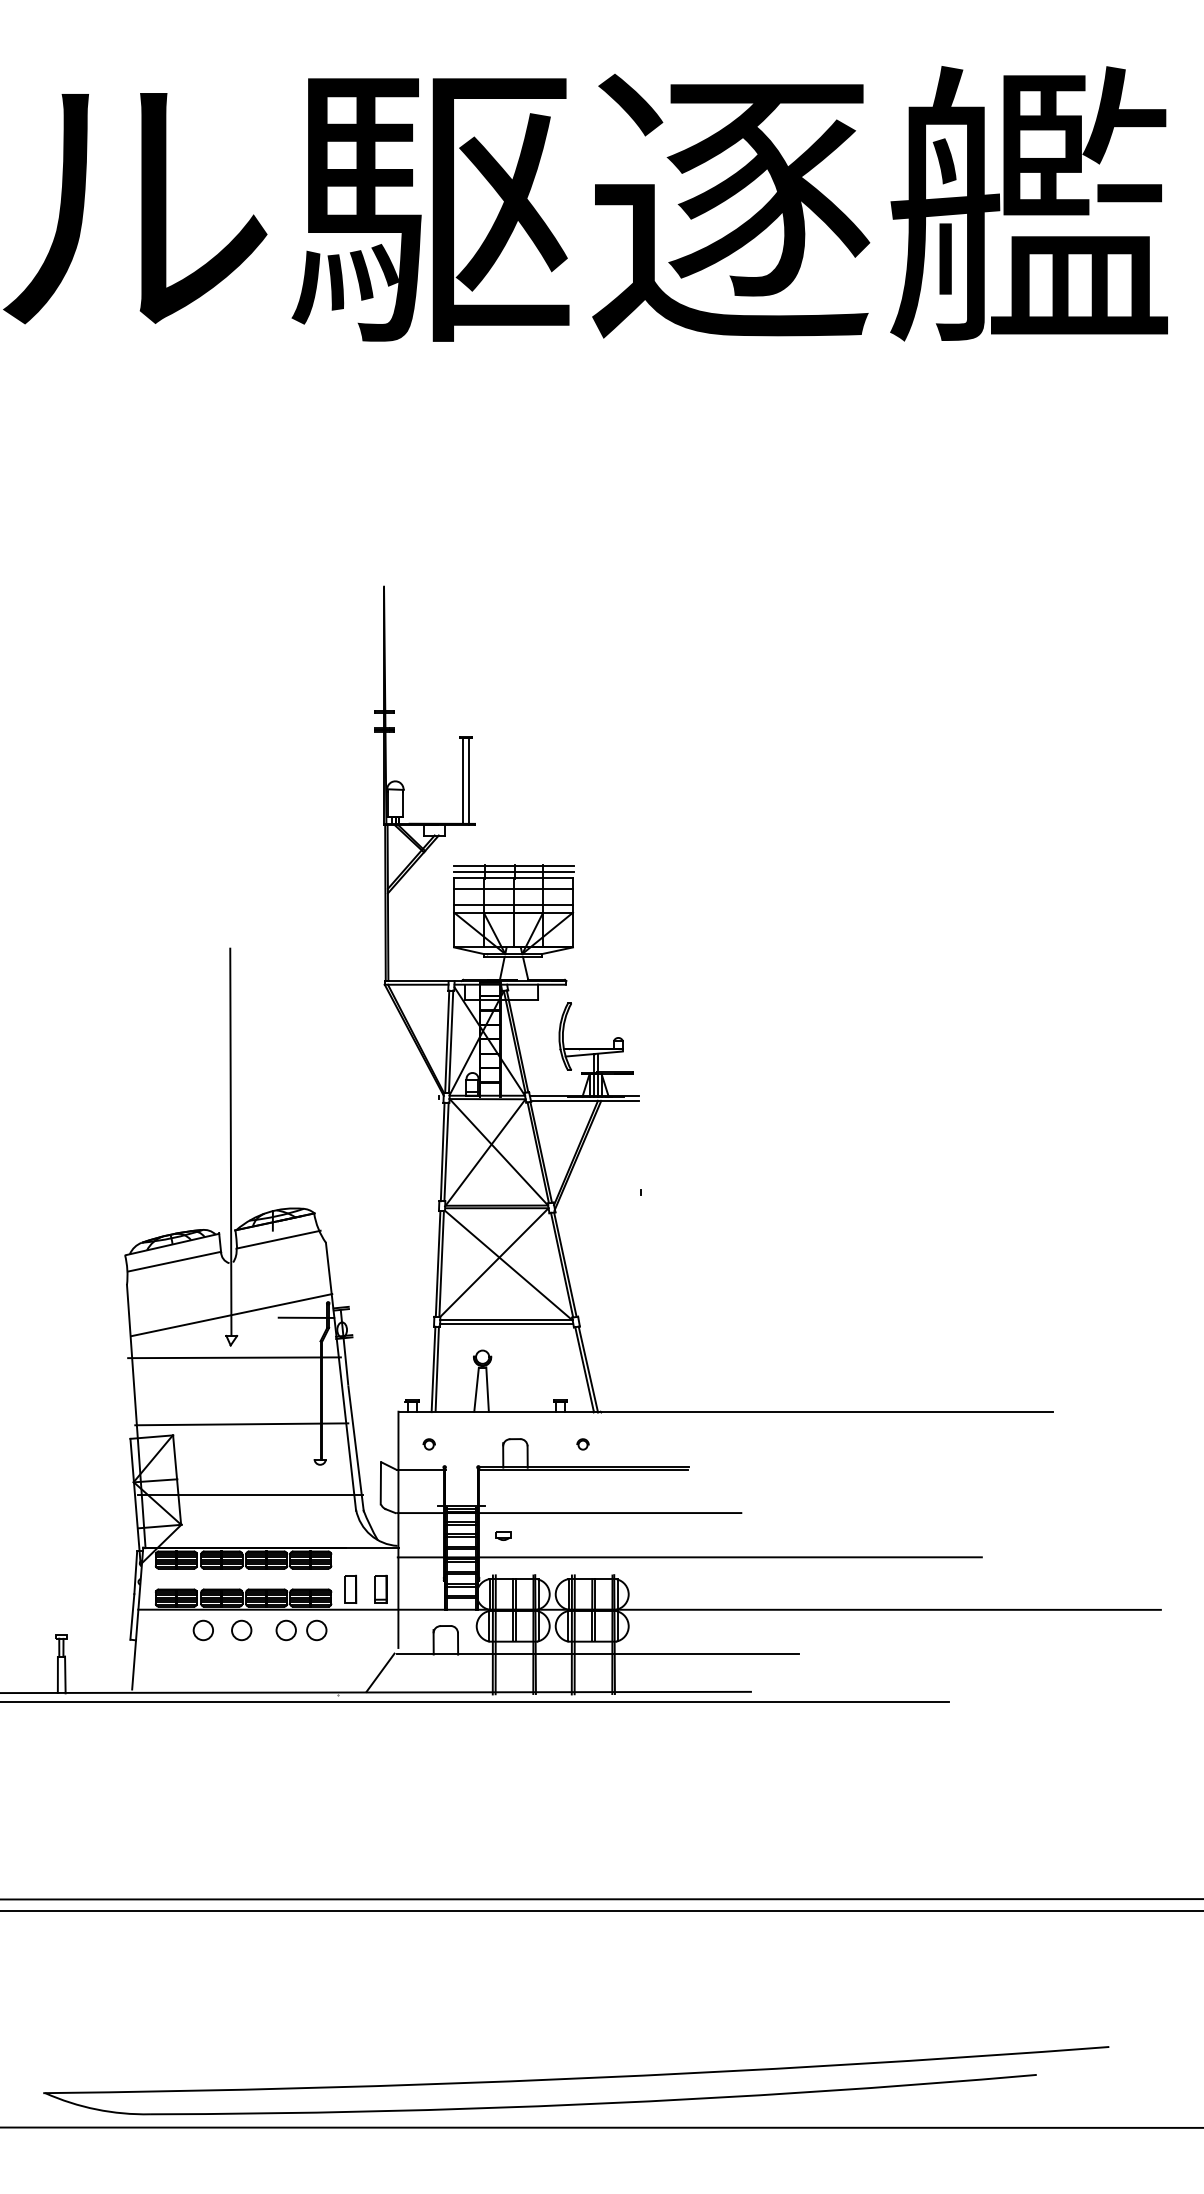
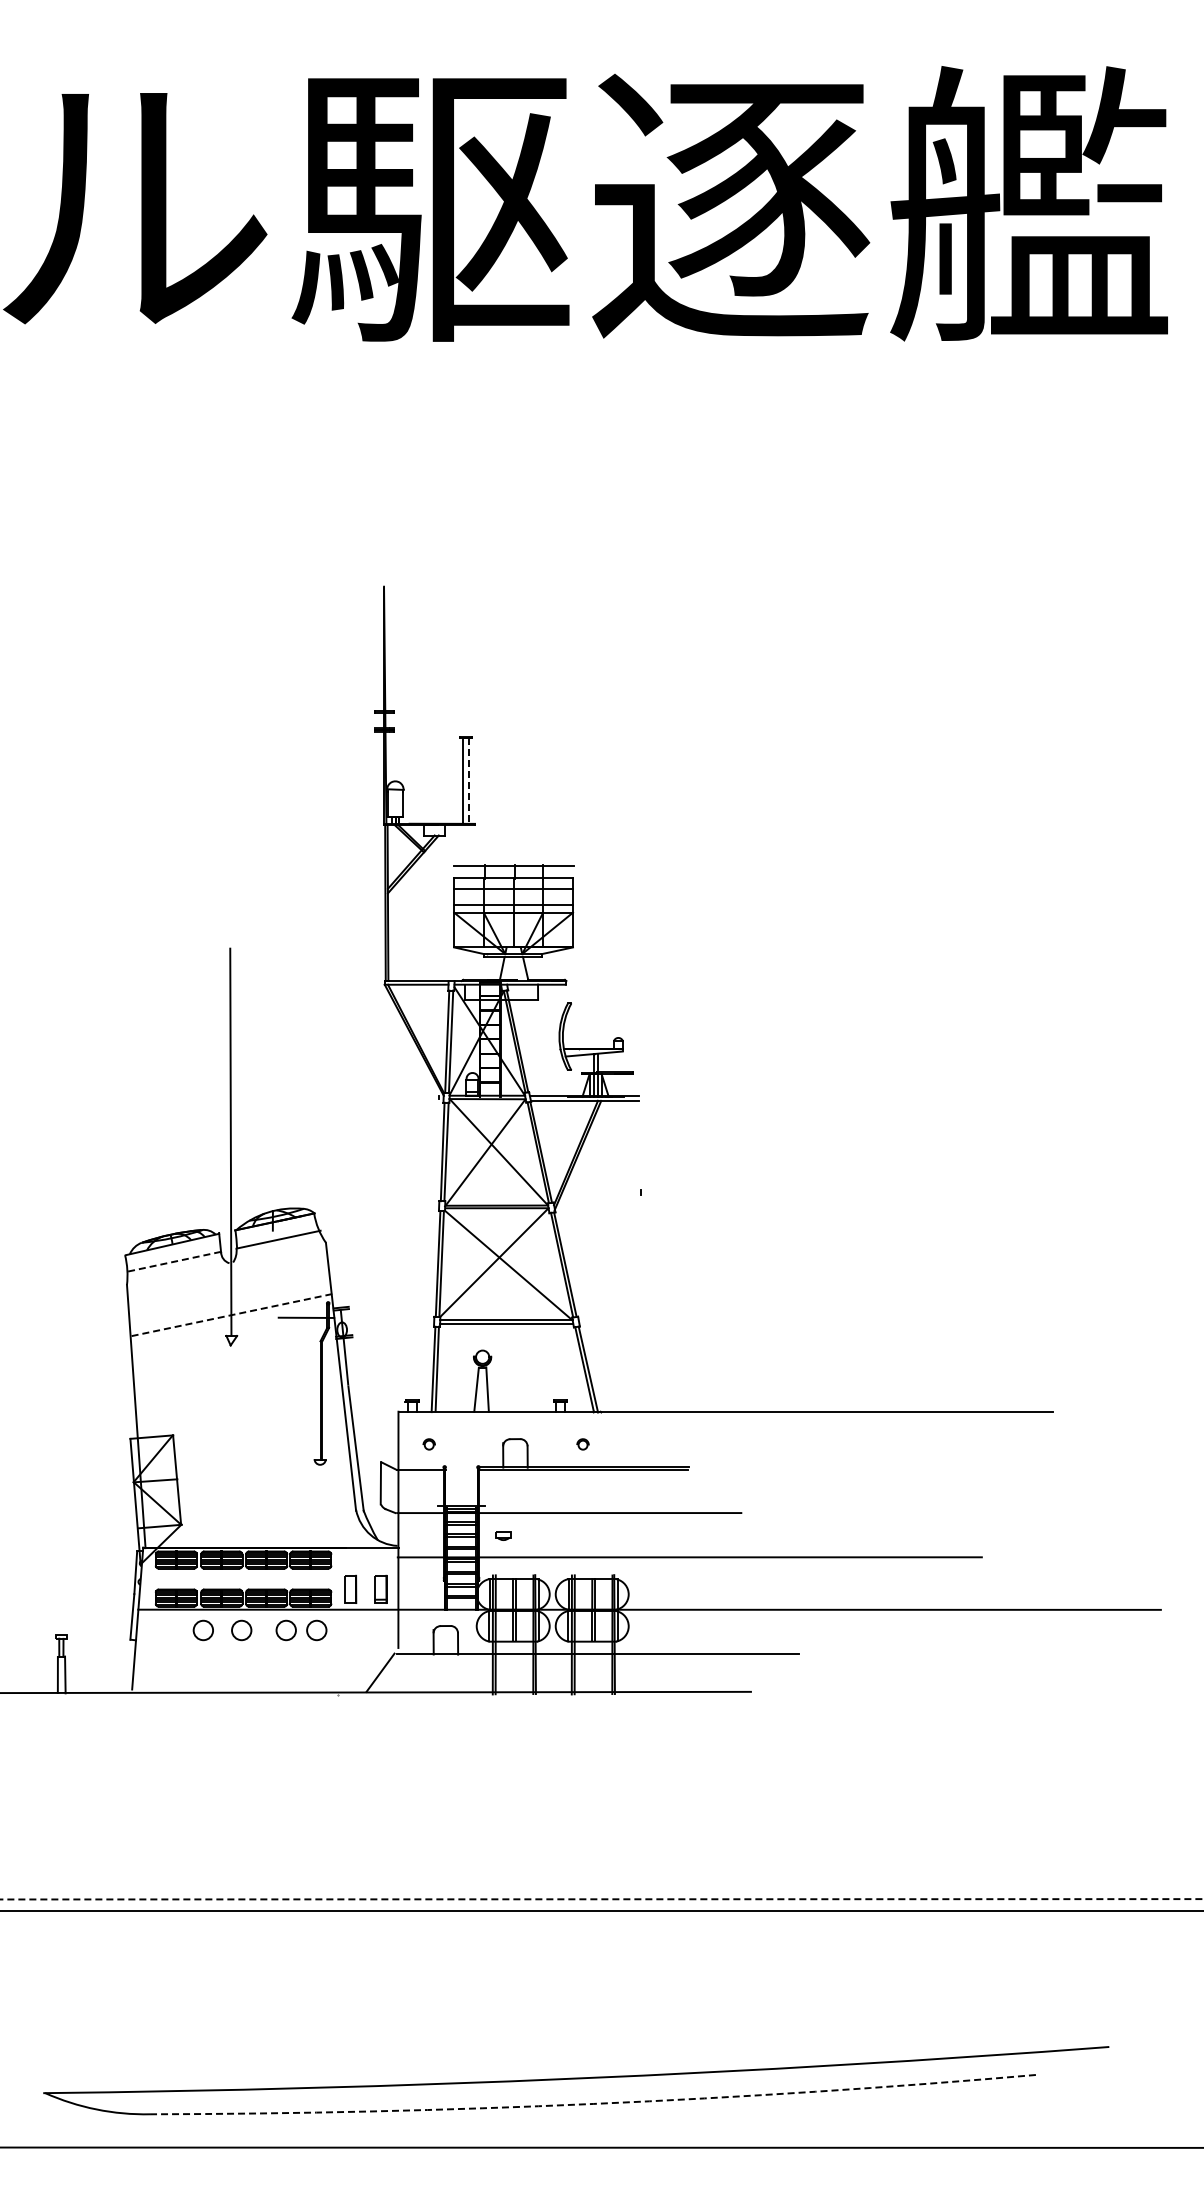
line: solid -> dashed (468, 782)
line: present -> none (513, 872)
line: solid -> dashed (174, 1261)
line: solid -> dashed (231, 1315)
line: present -> none (234, 1357)
line: present -> none (241, 1424)
line: present -> none (250, 1494)
line: present -> none (475, 1701)
line: solid -> dashed (601, 1899)
arc: solid -> dashed (593, 2103)
line position: (601, 2127) -> (601, 2147) (601, 2147)
